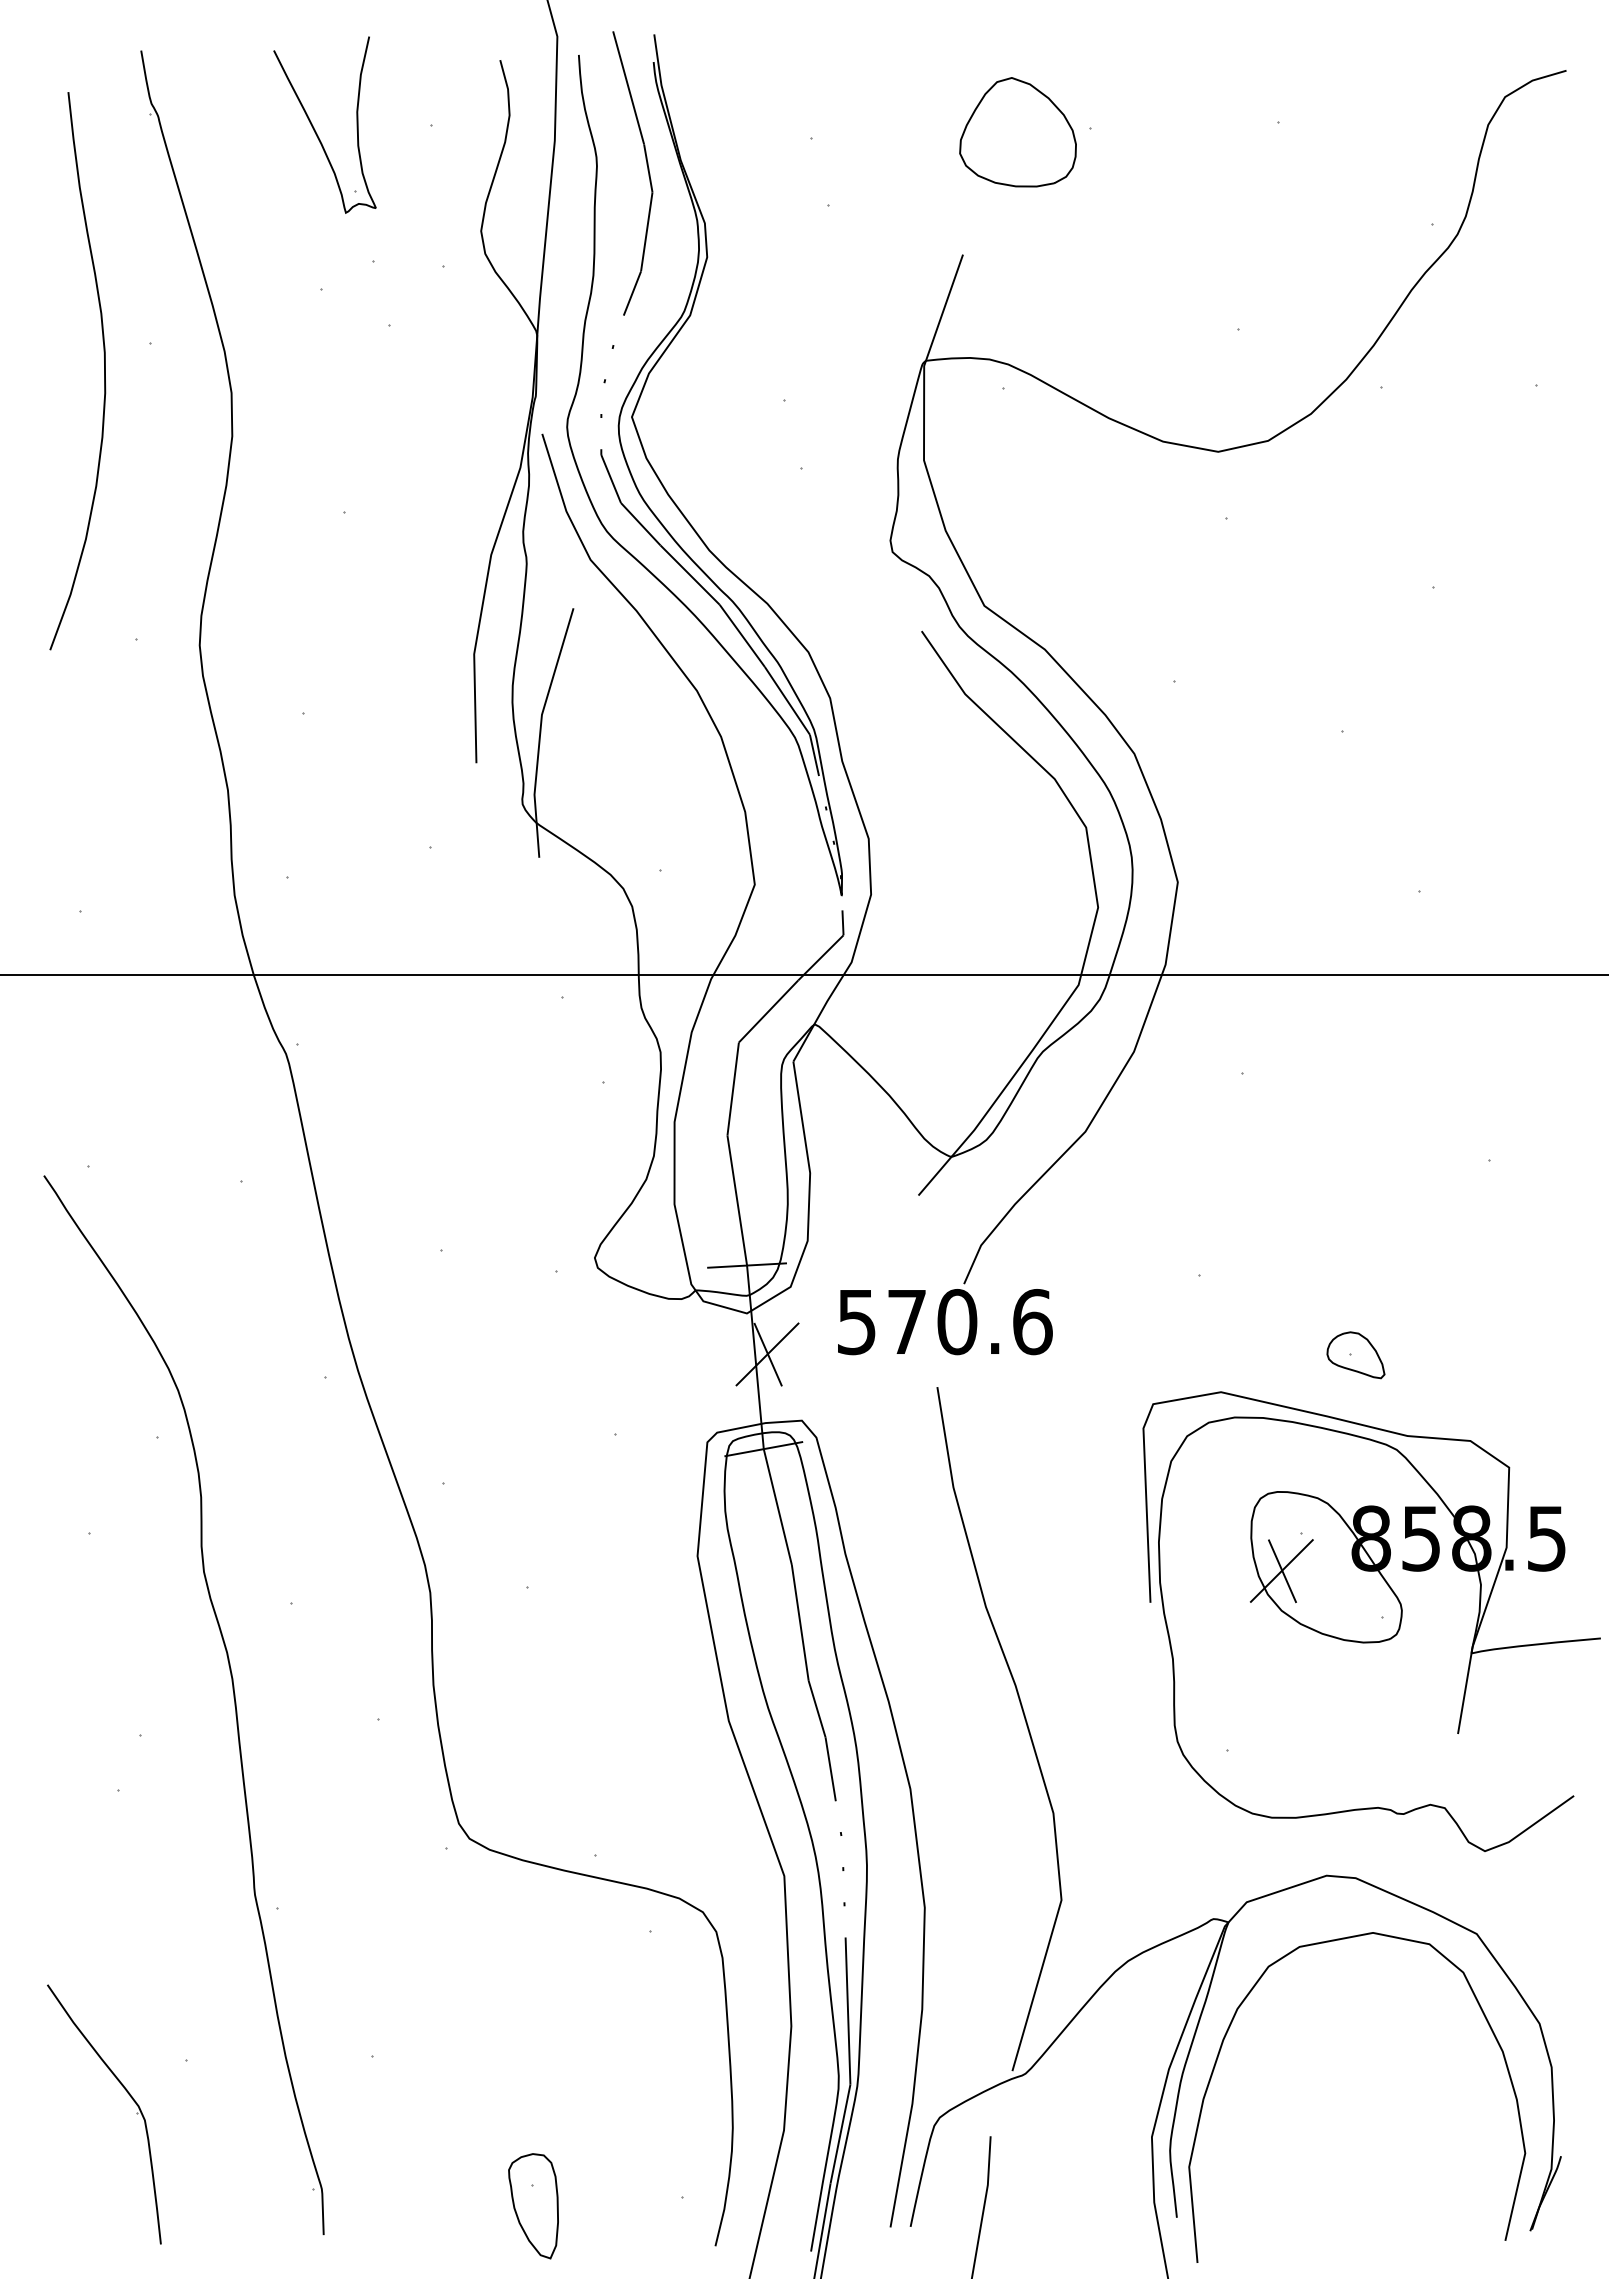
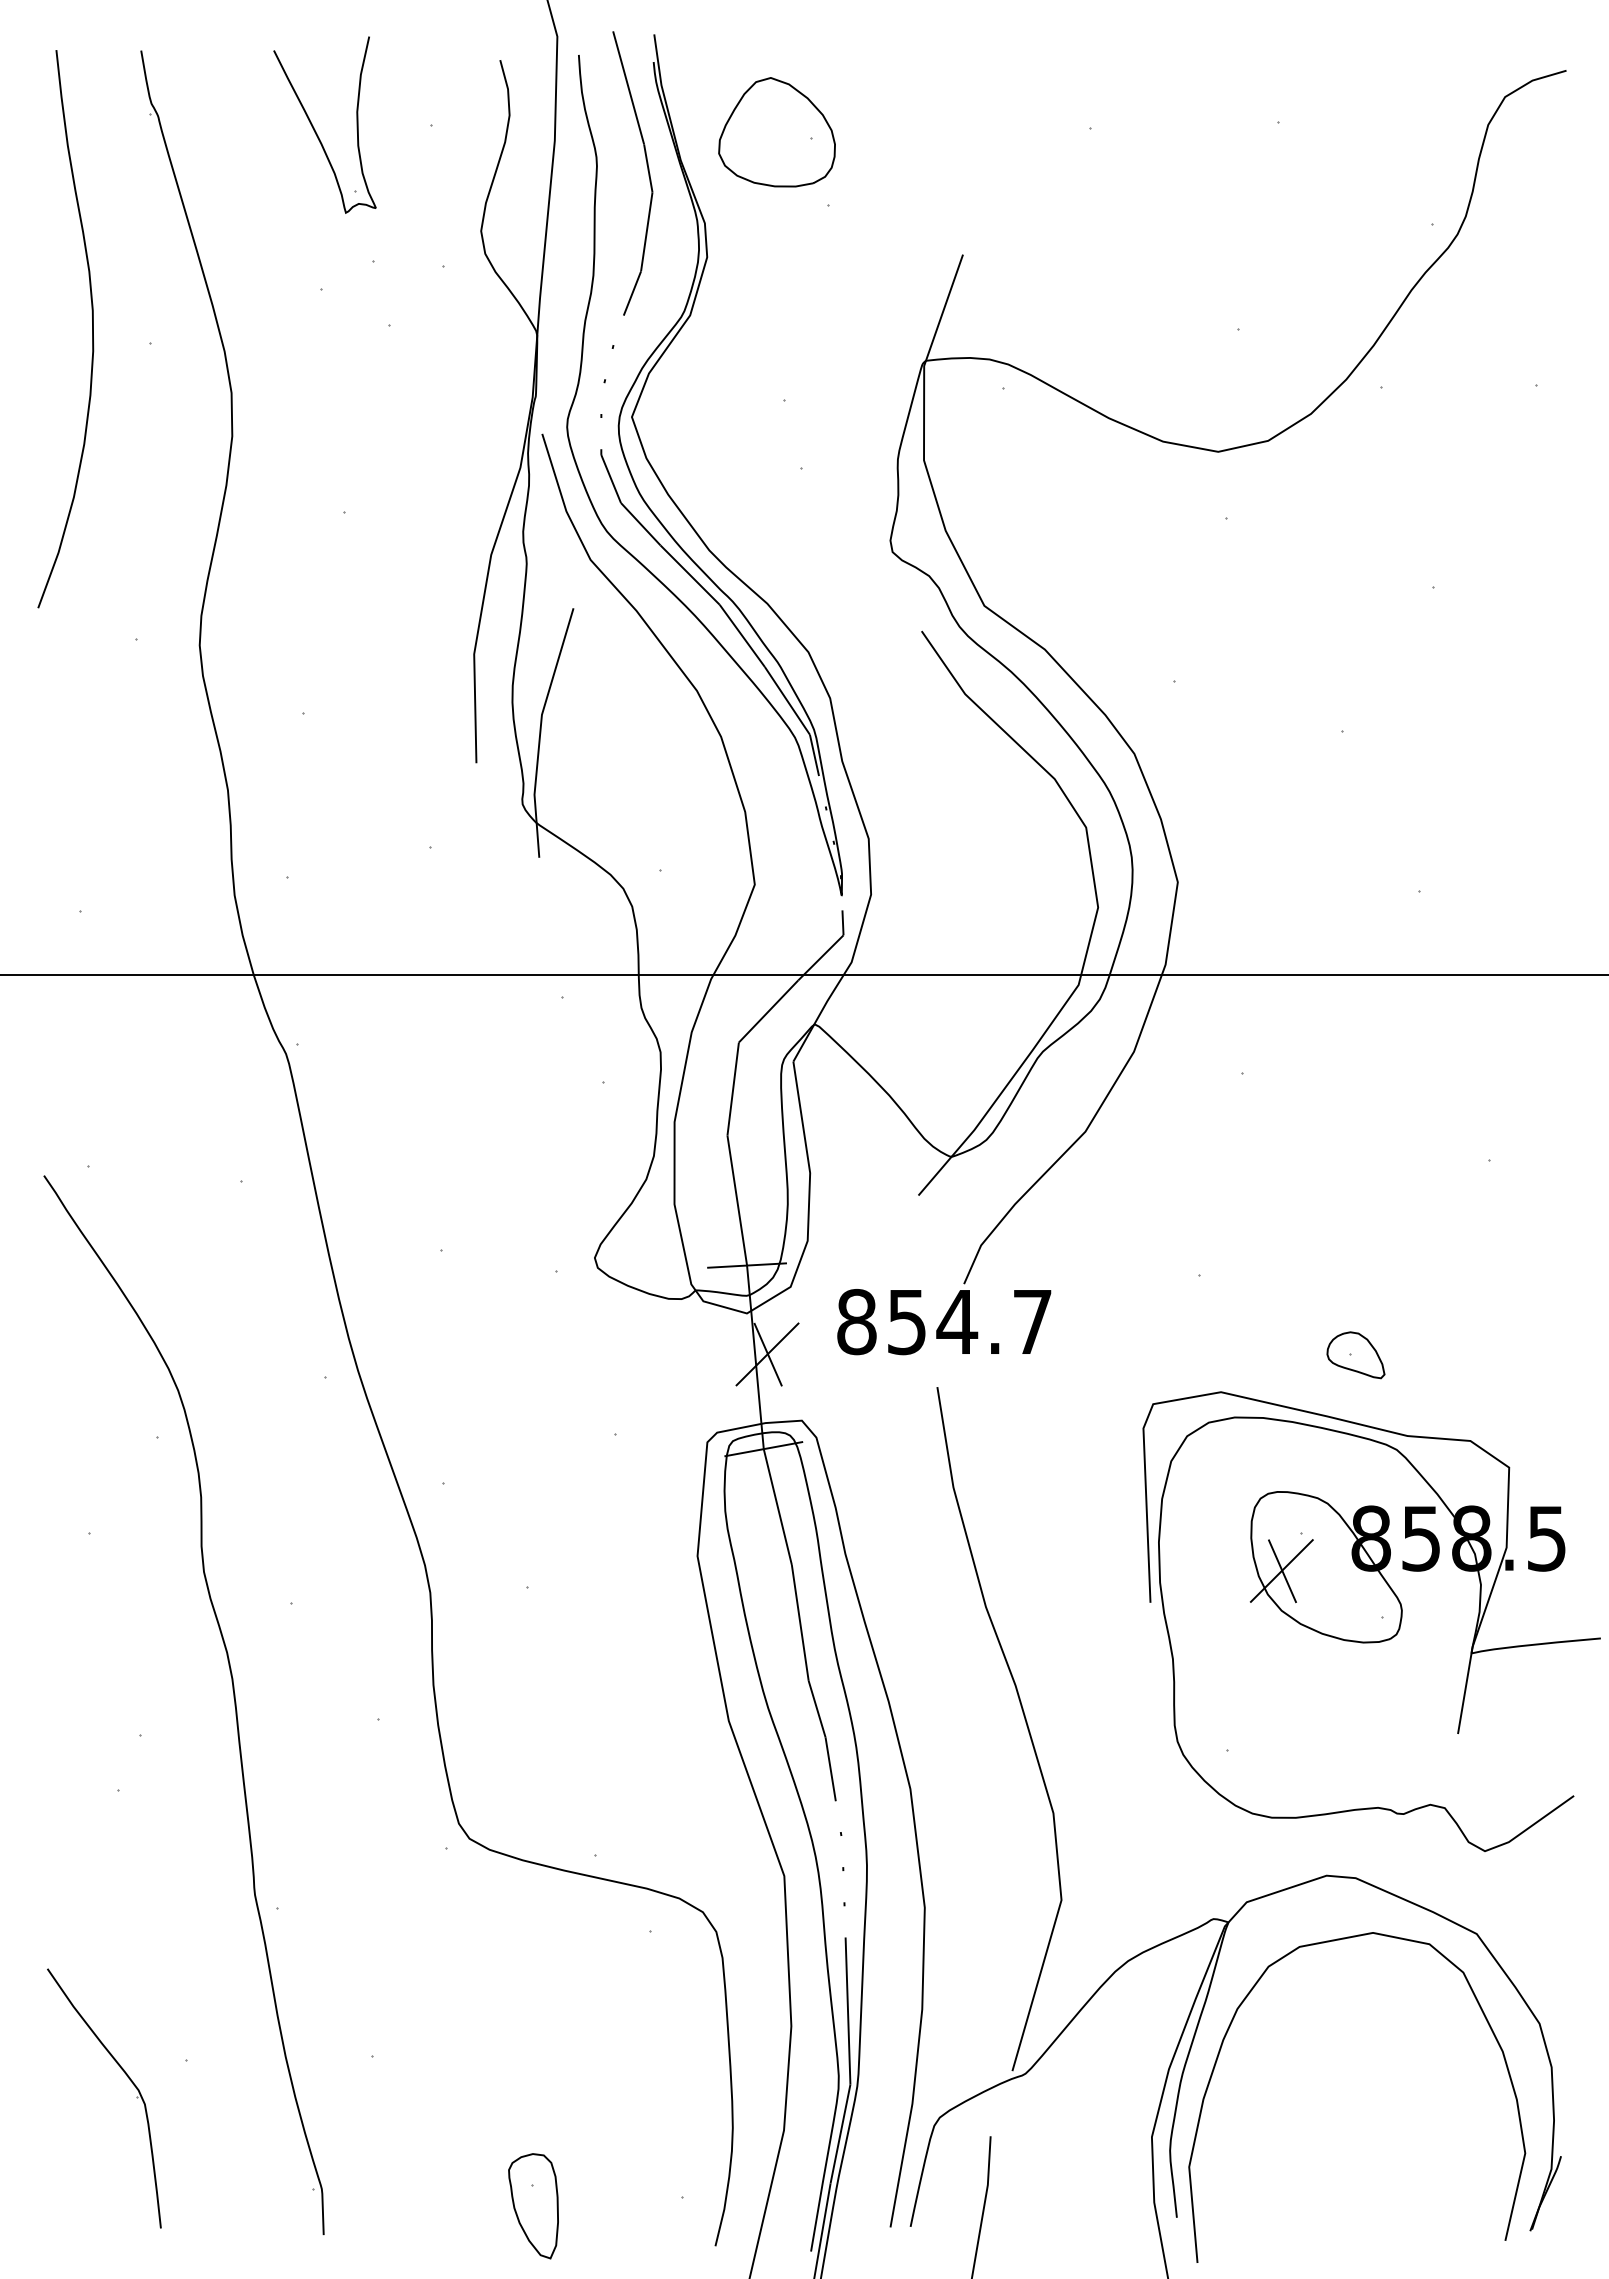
part position: (1017, 132) -> (776, 132) (776, 132)
curve position: (104, 371) -> (92, 329) (92, 329)
text: 570.6 -> 854.7 (944, 1322)
part position: (130, 2097) -> (130, 2081) (130, 2081)
